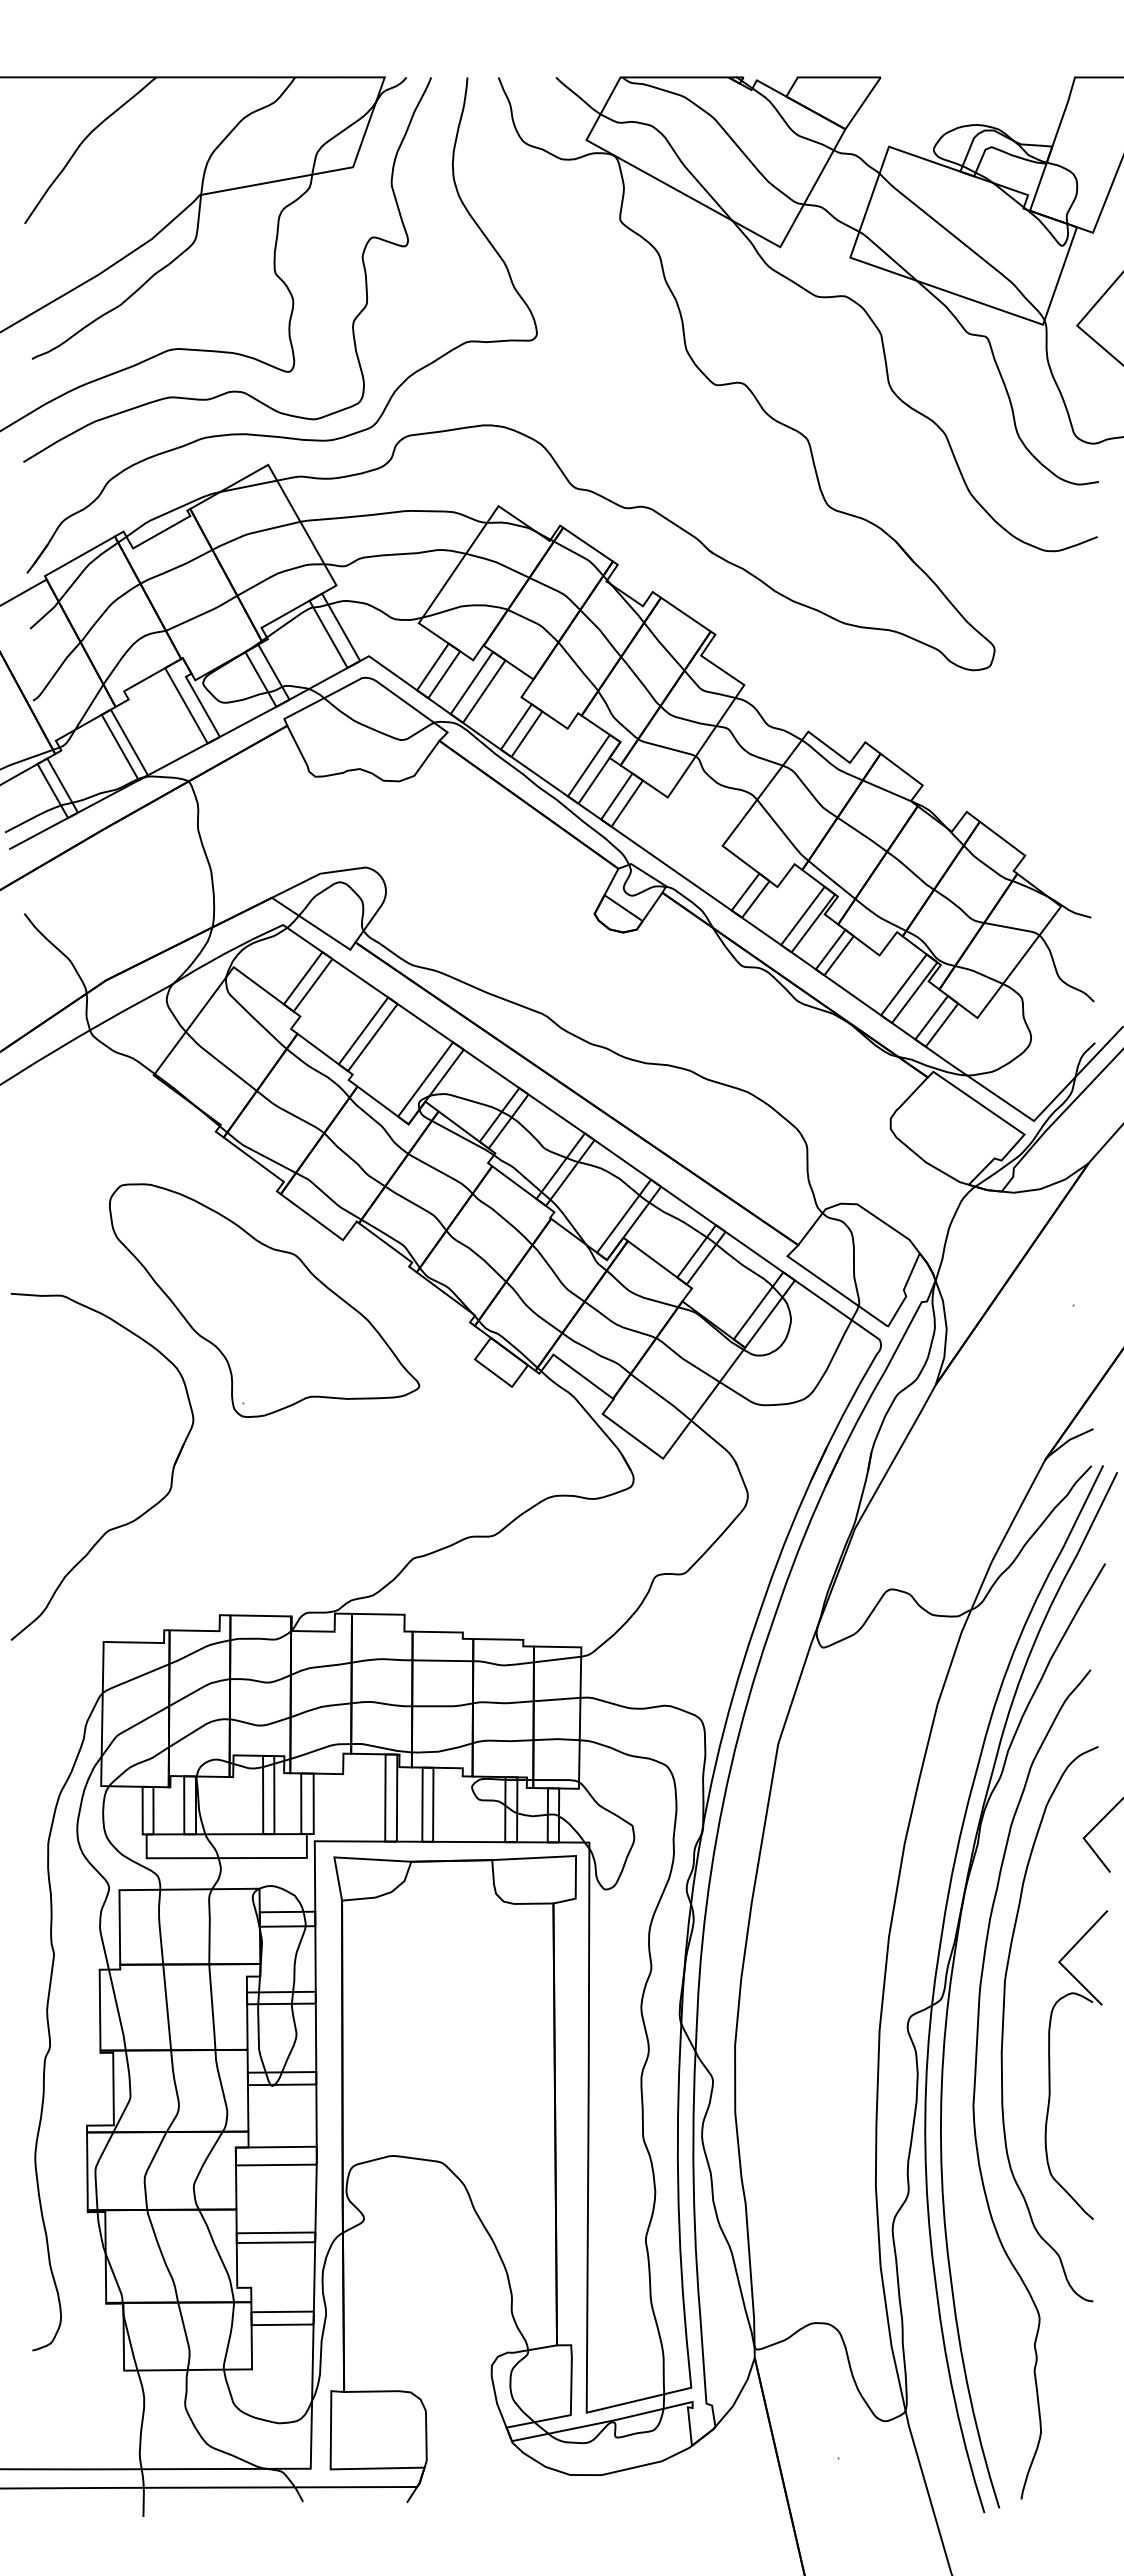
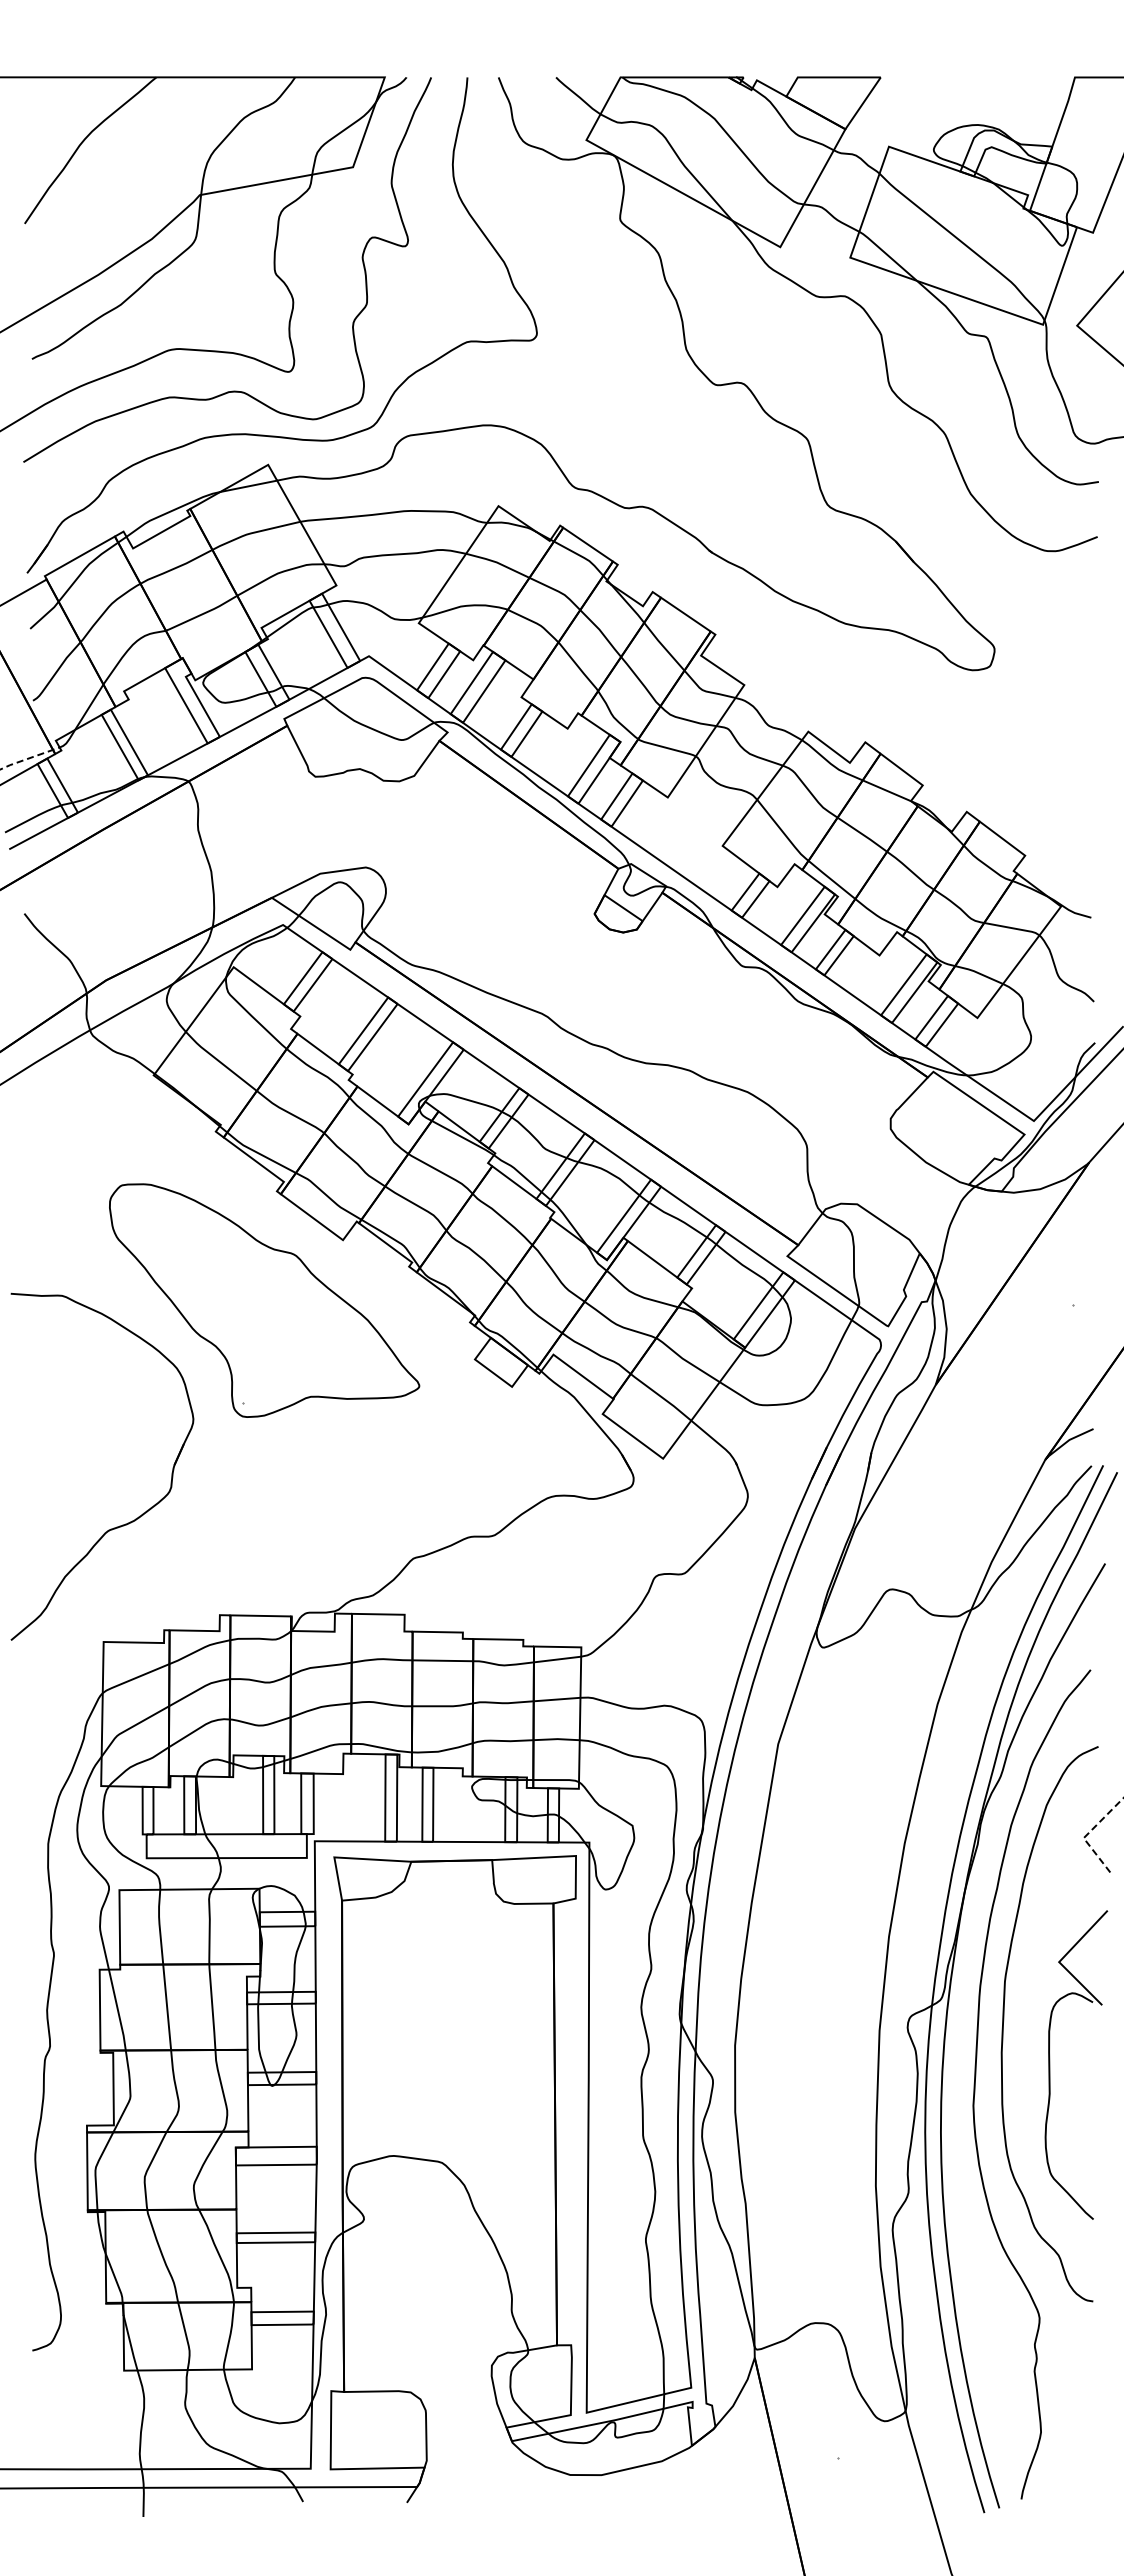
line: solid -> dashed (29, 758)
line: solid -> dashed (1087, 1833)
